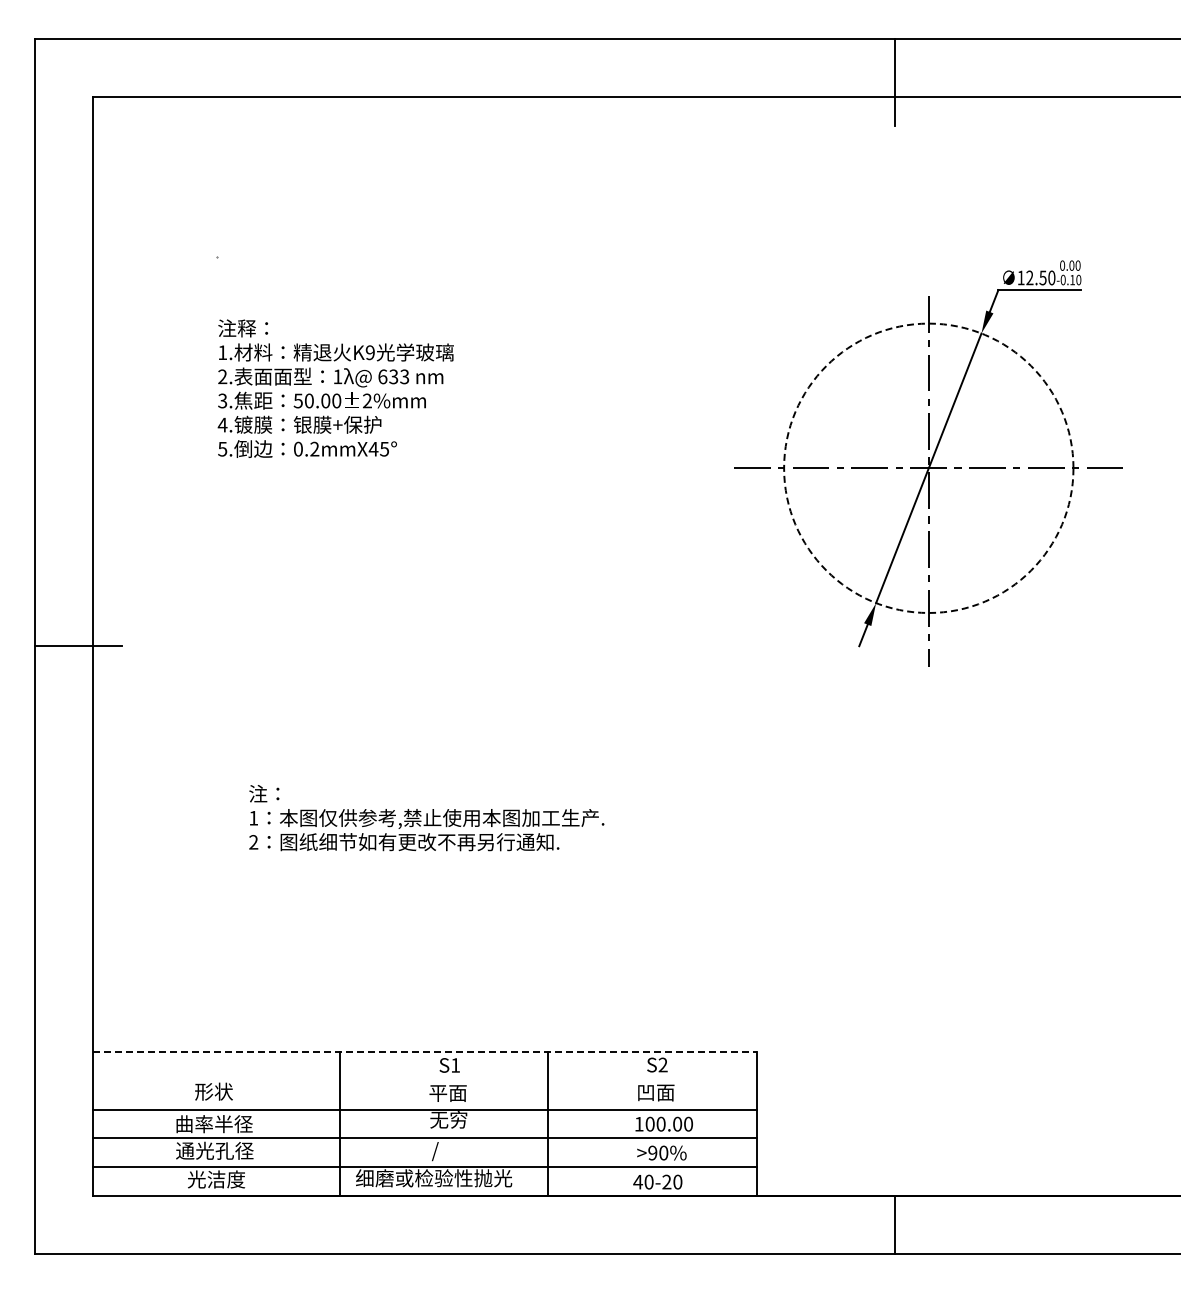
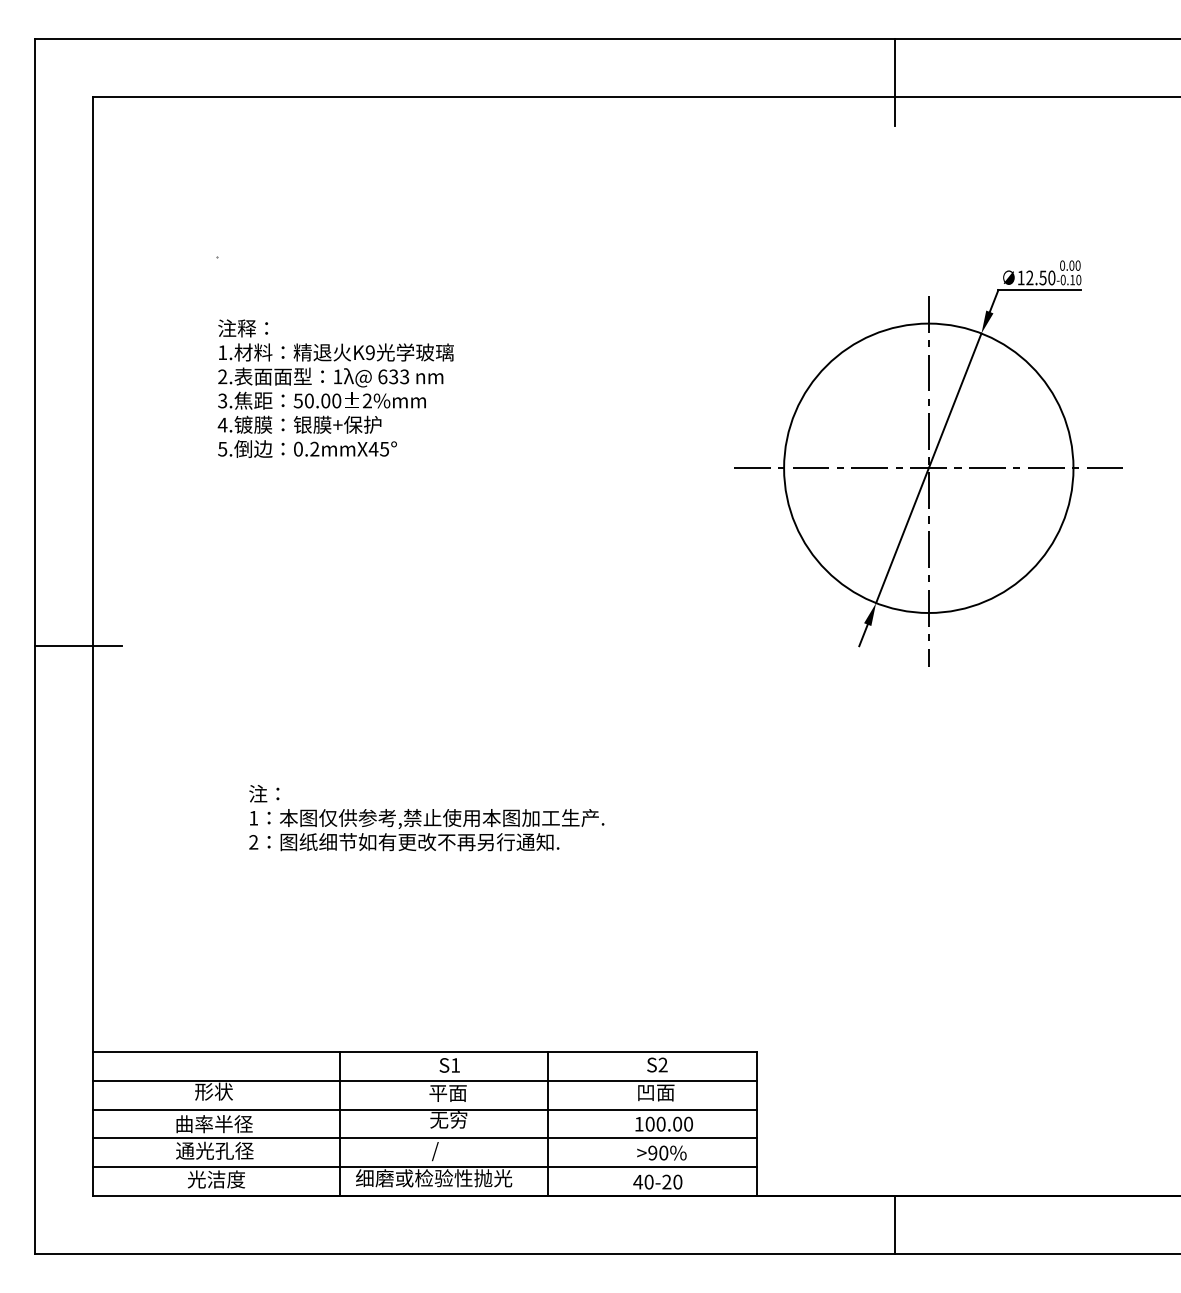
circle: dashed -> solid (928, 468)
line: dashed -> solid (424, 1051)
line: none -> present (424, 1080)
